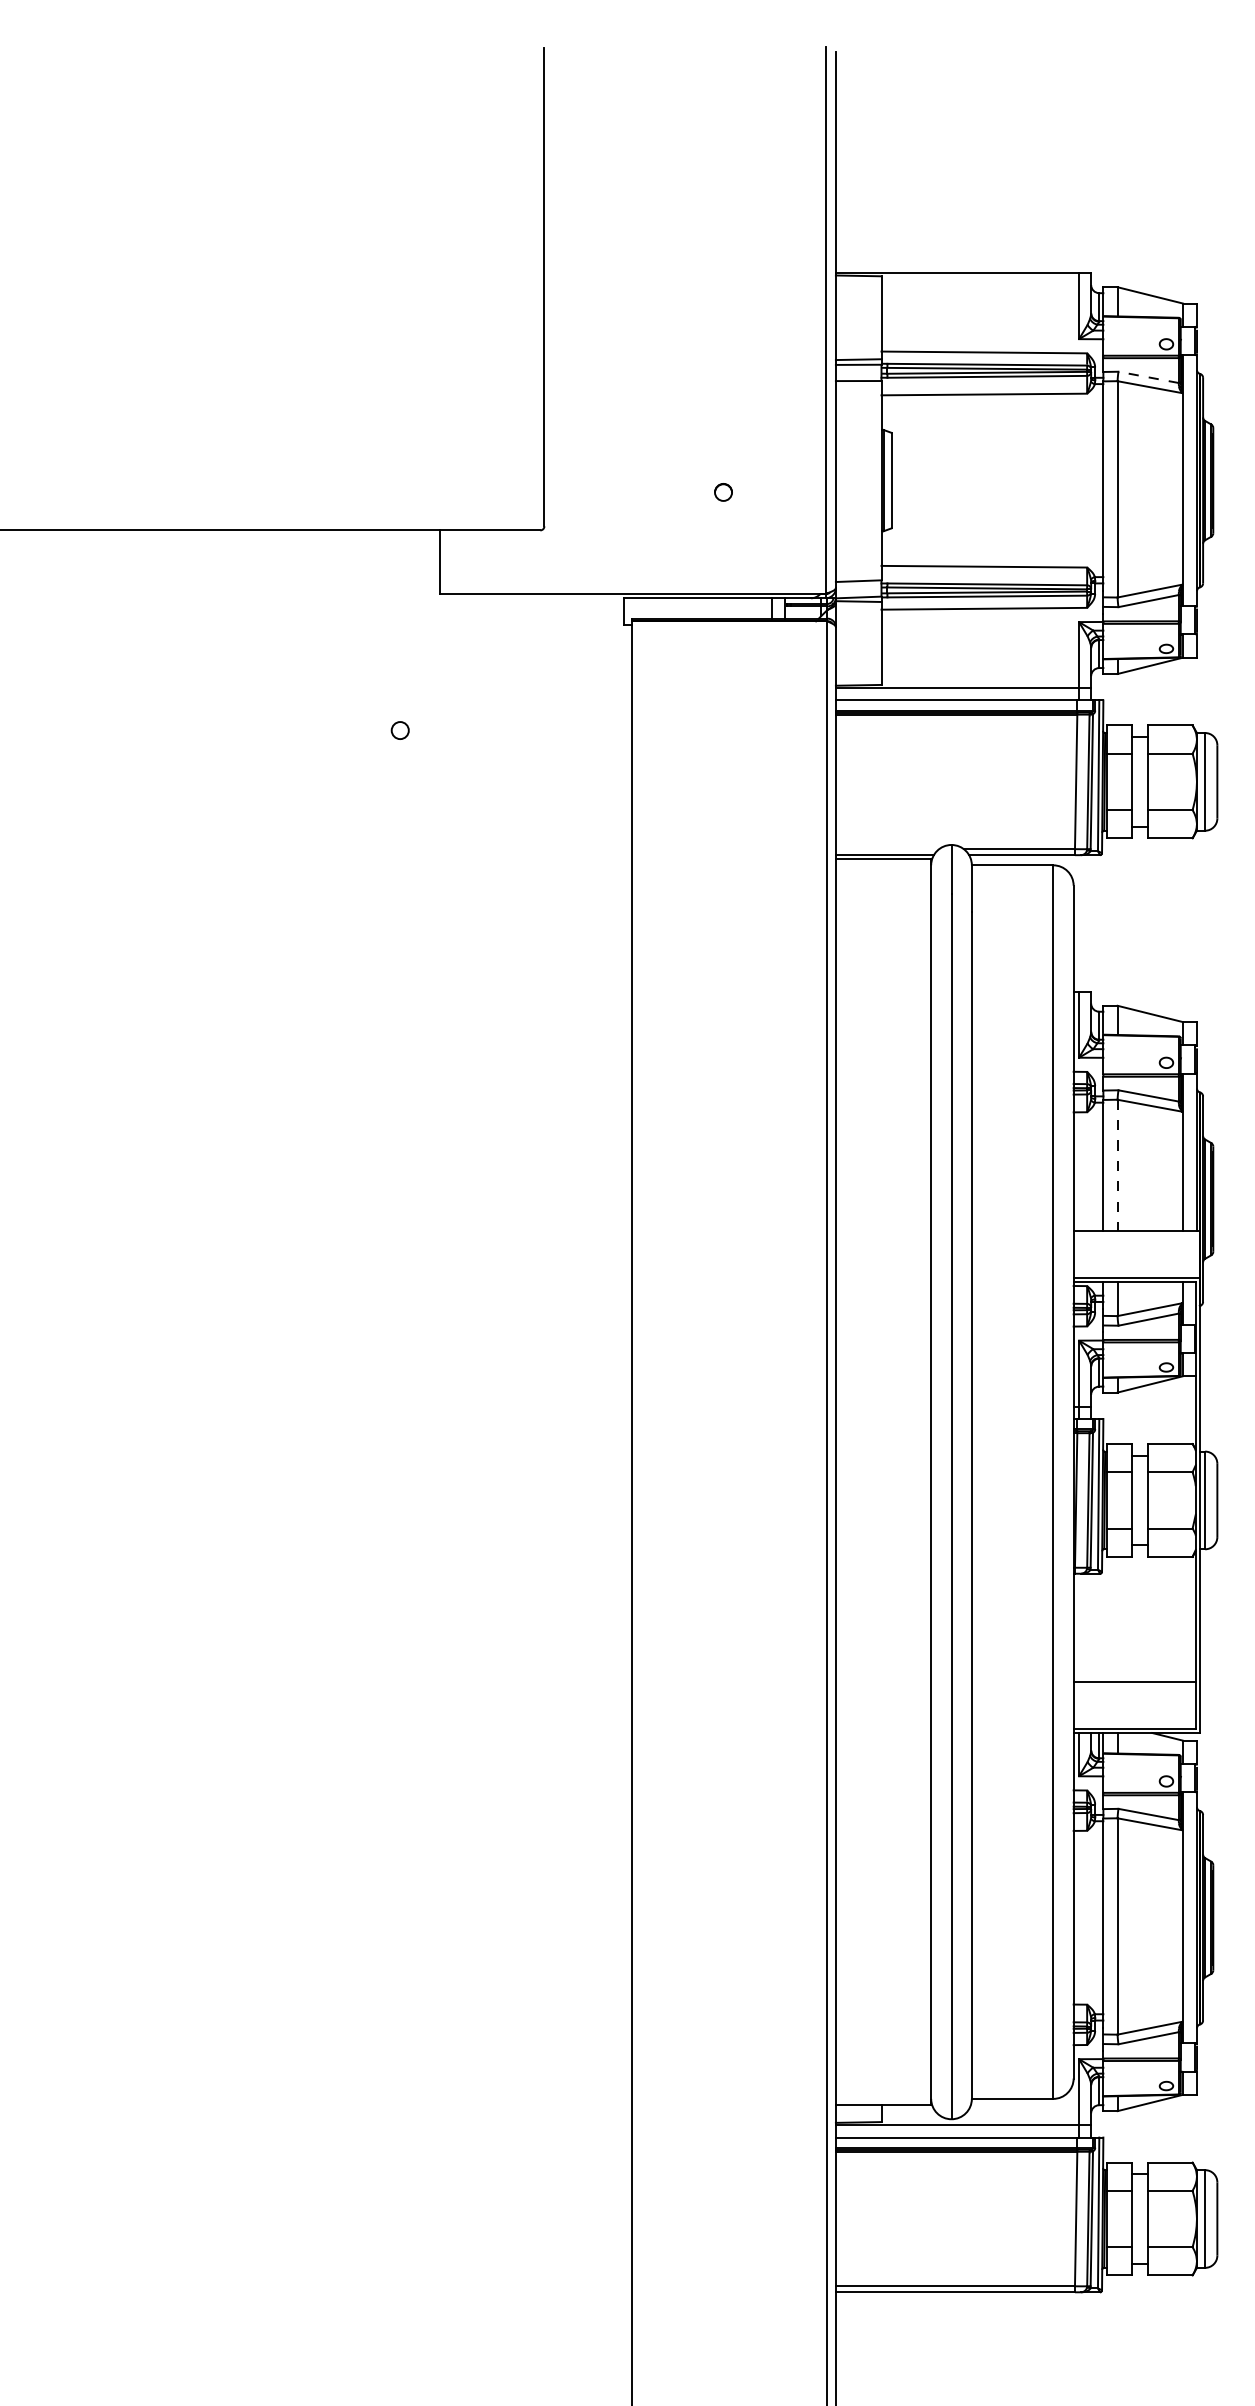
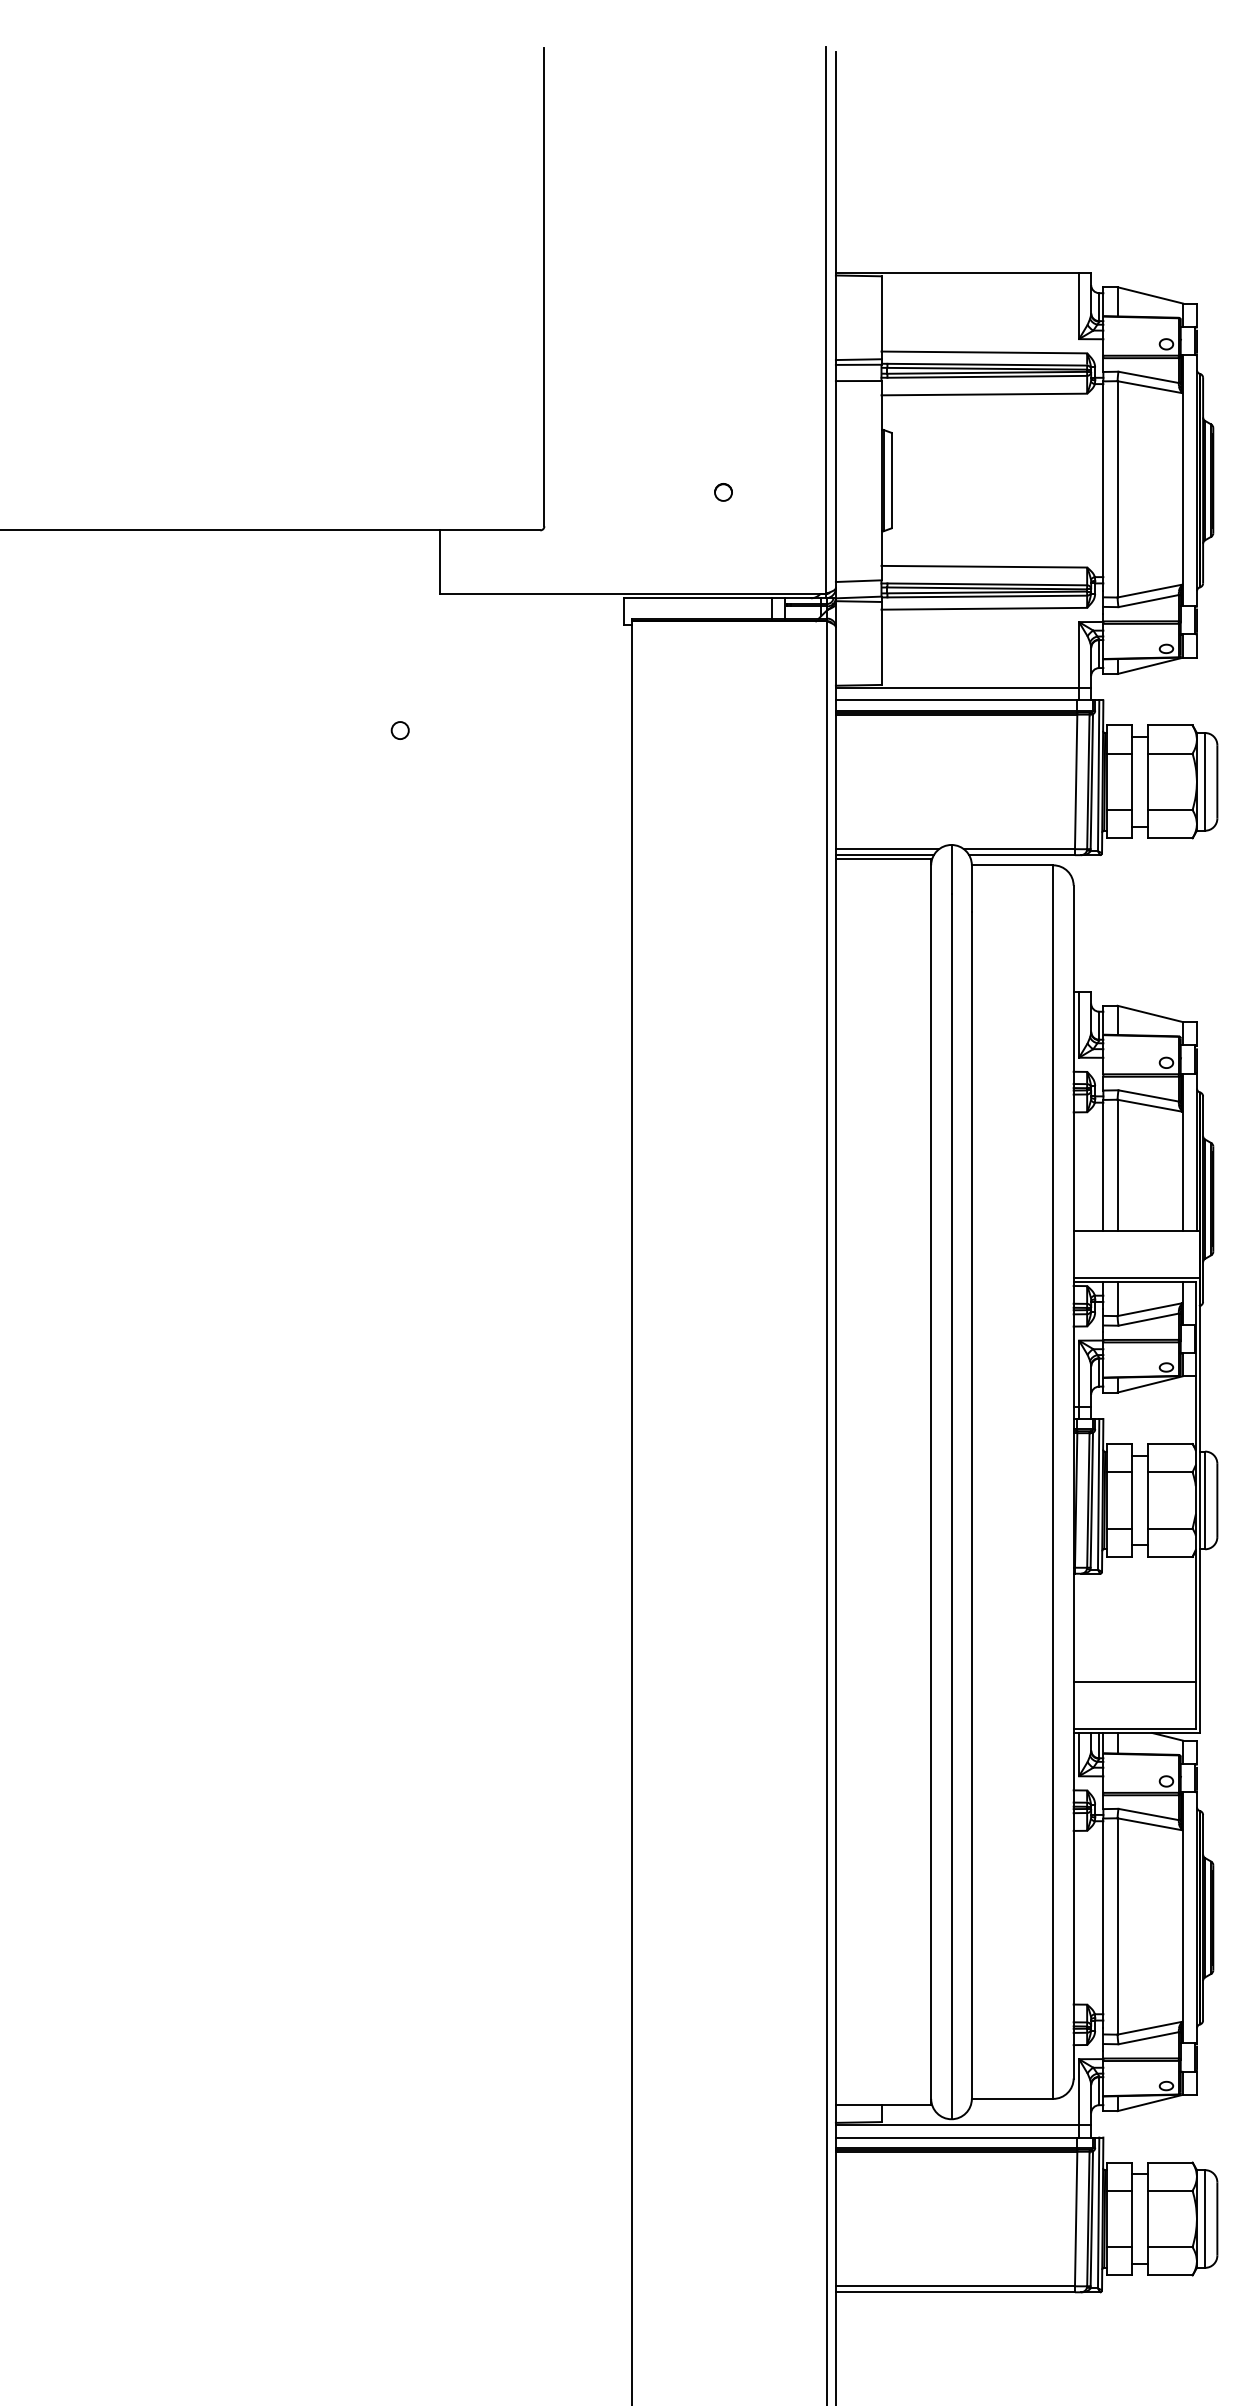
line: dashed -> solid (1148, 377)
line: none -> present (887, 849)
line: dashed -> solid (1117, 1165)
